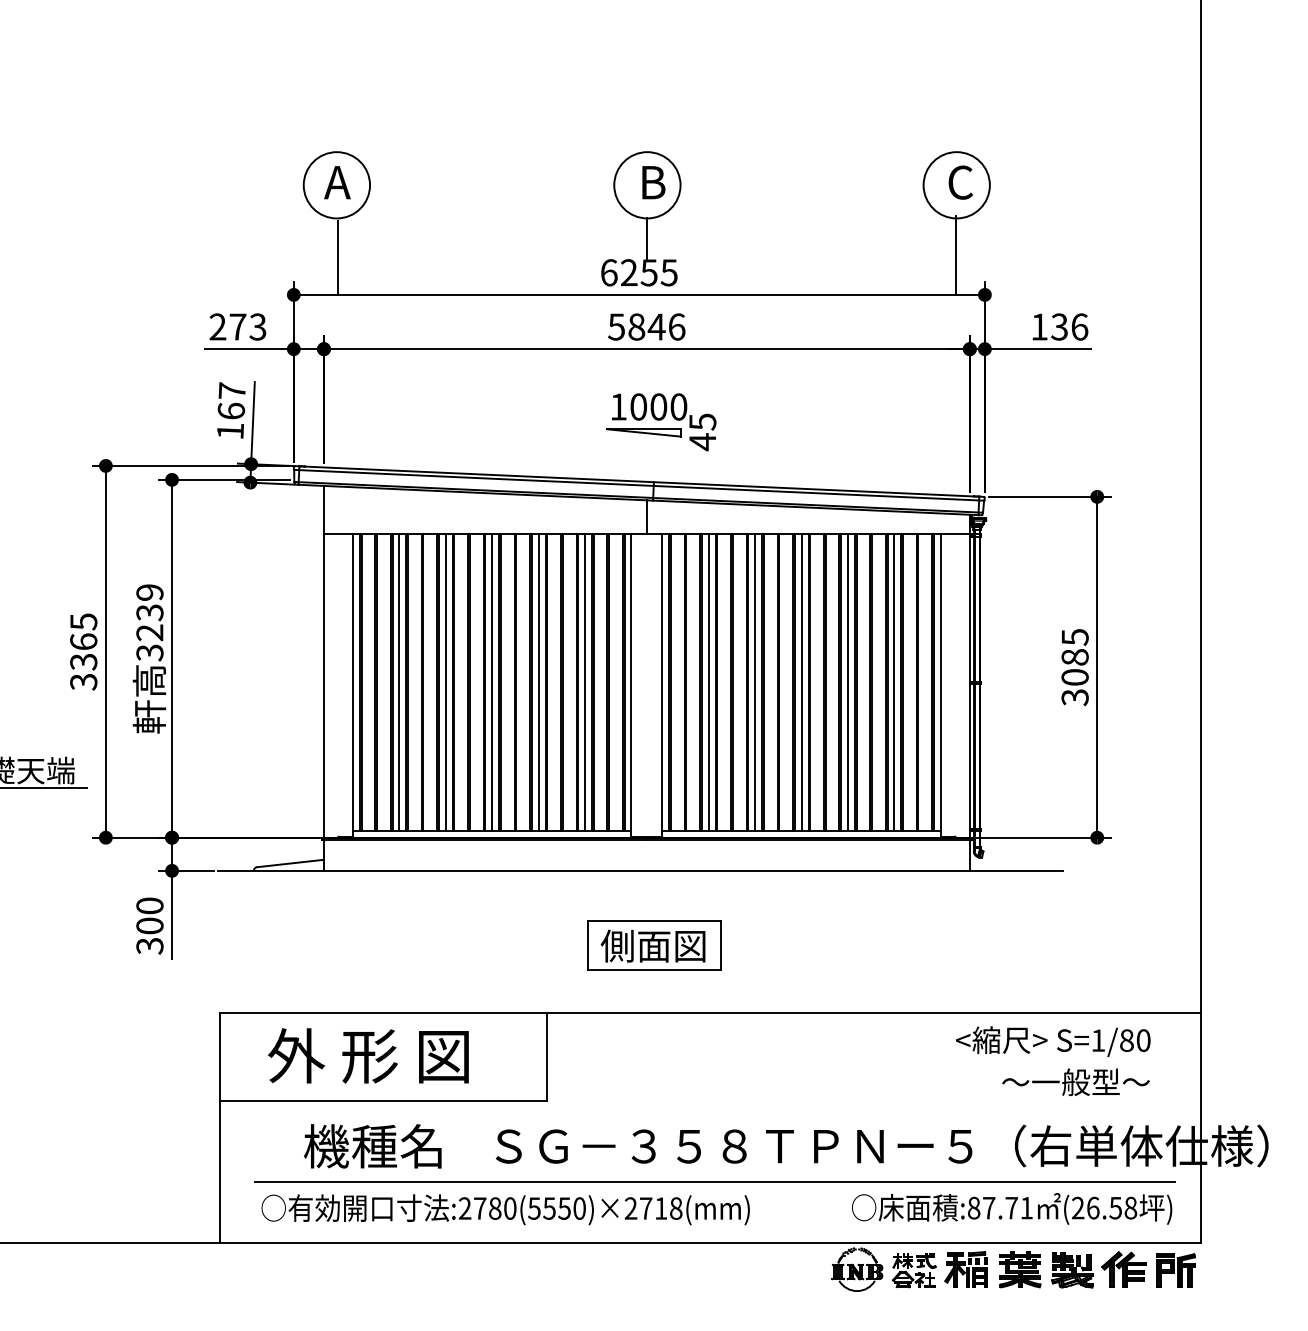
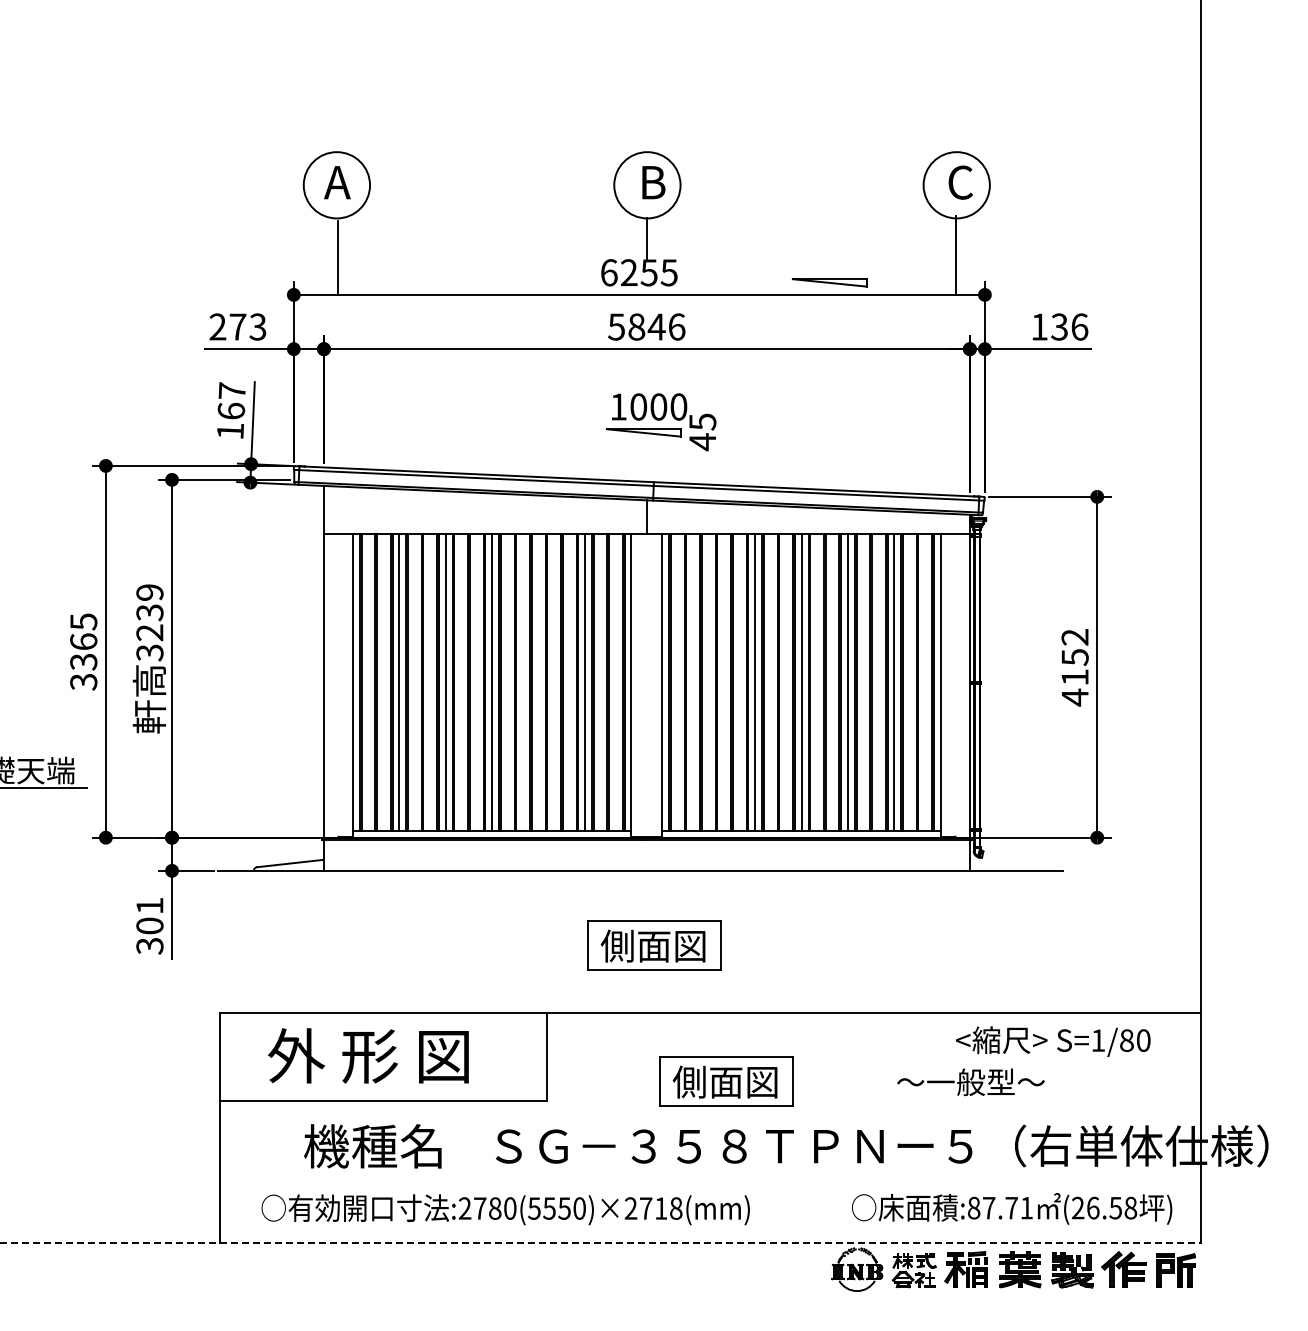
part: none -> present (829, 282)
text: 3085 -> 4152 (1074, 667)
line: present -> none (538, 682)
line: present -> none (708, 682)
text: 300 -> 301 (149, 905)
part: none -> present (726, 1081)
text position: (1075, 1081) -> (970, 1081) (970, 1081)
line: present -> none (714, 1181)
line: solid -> dashed (601, 1242)
